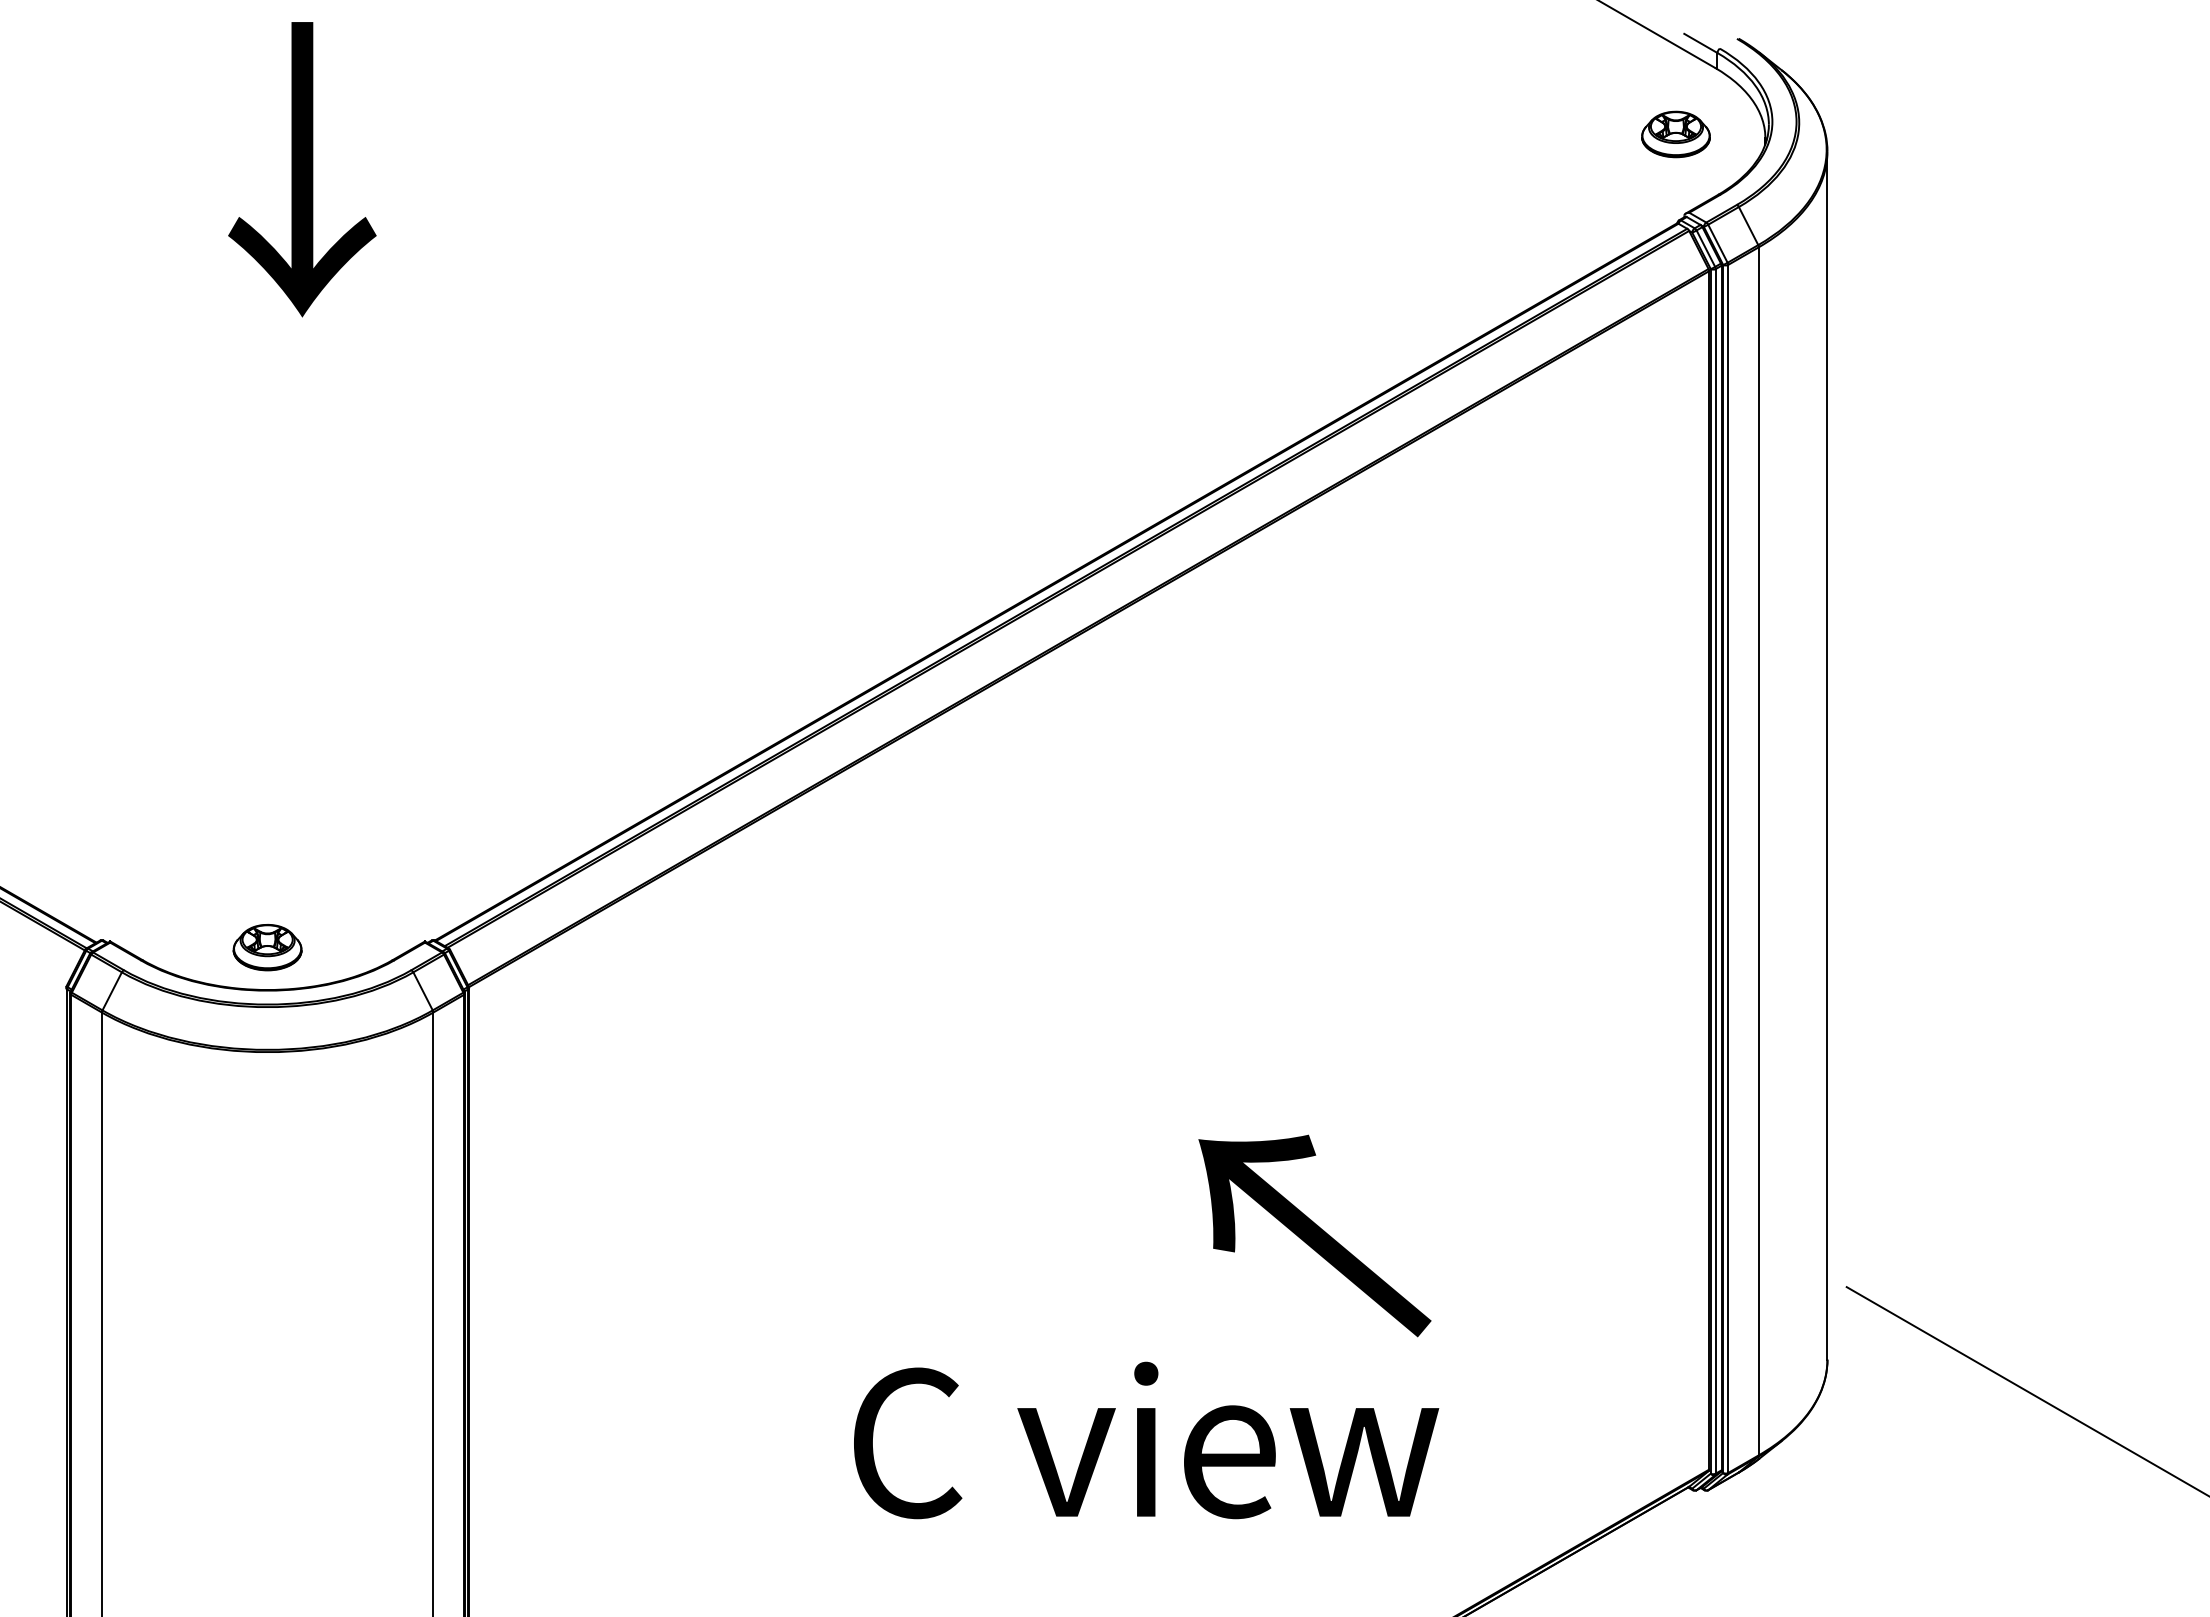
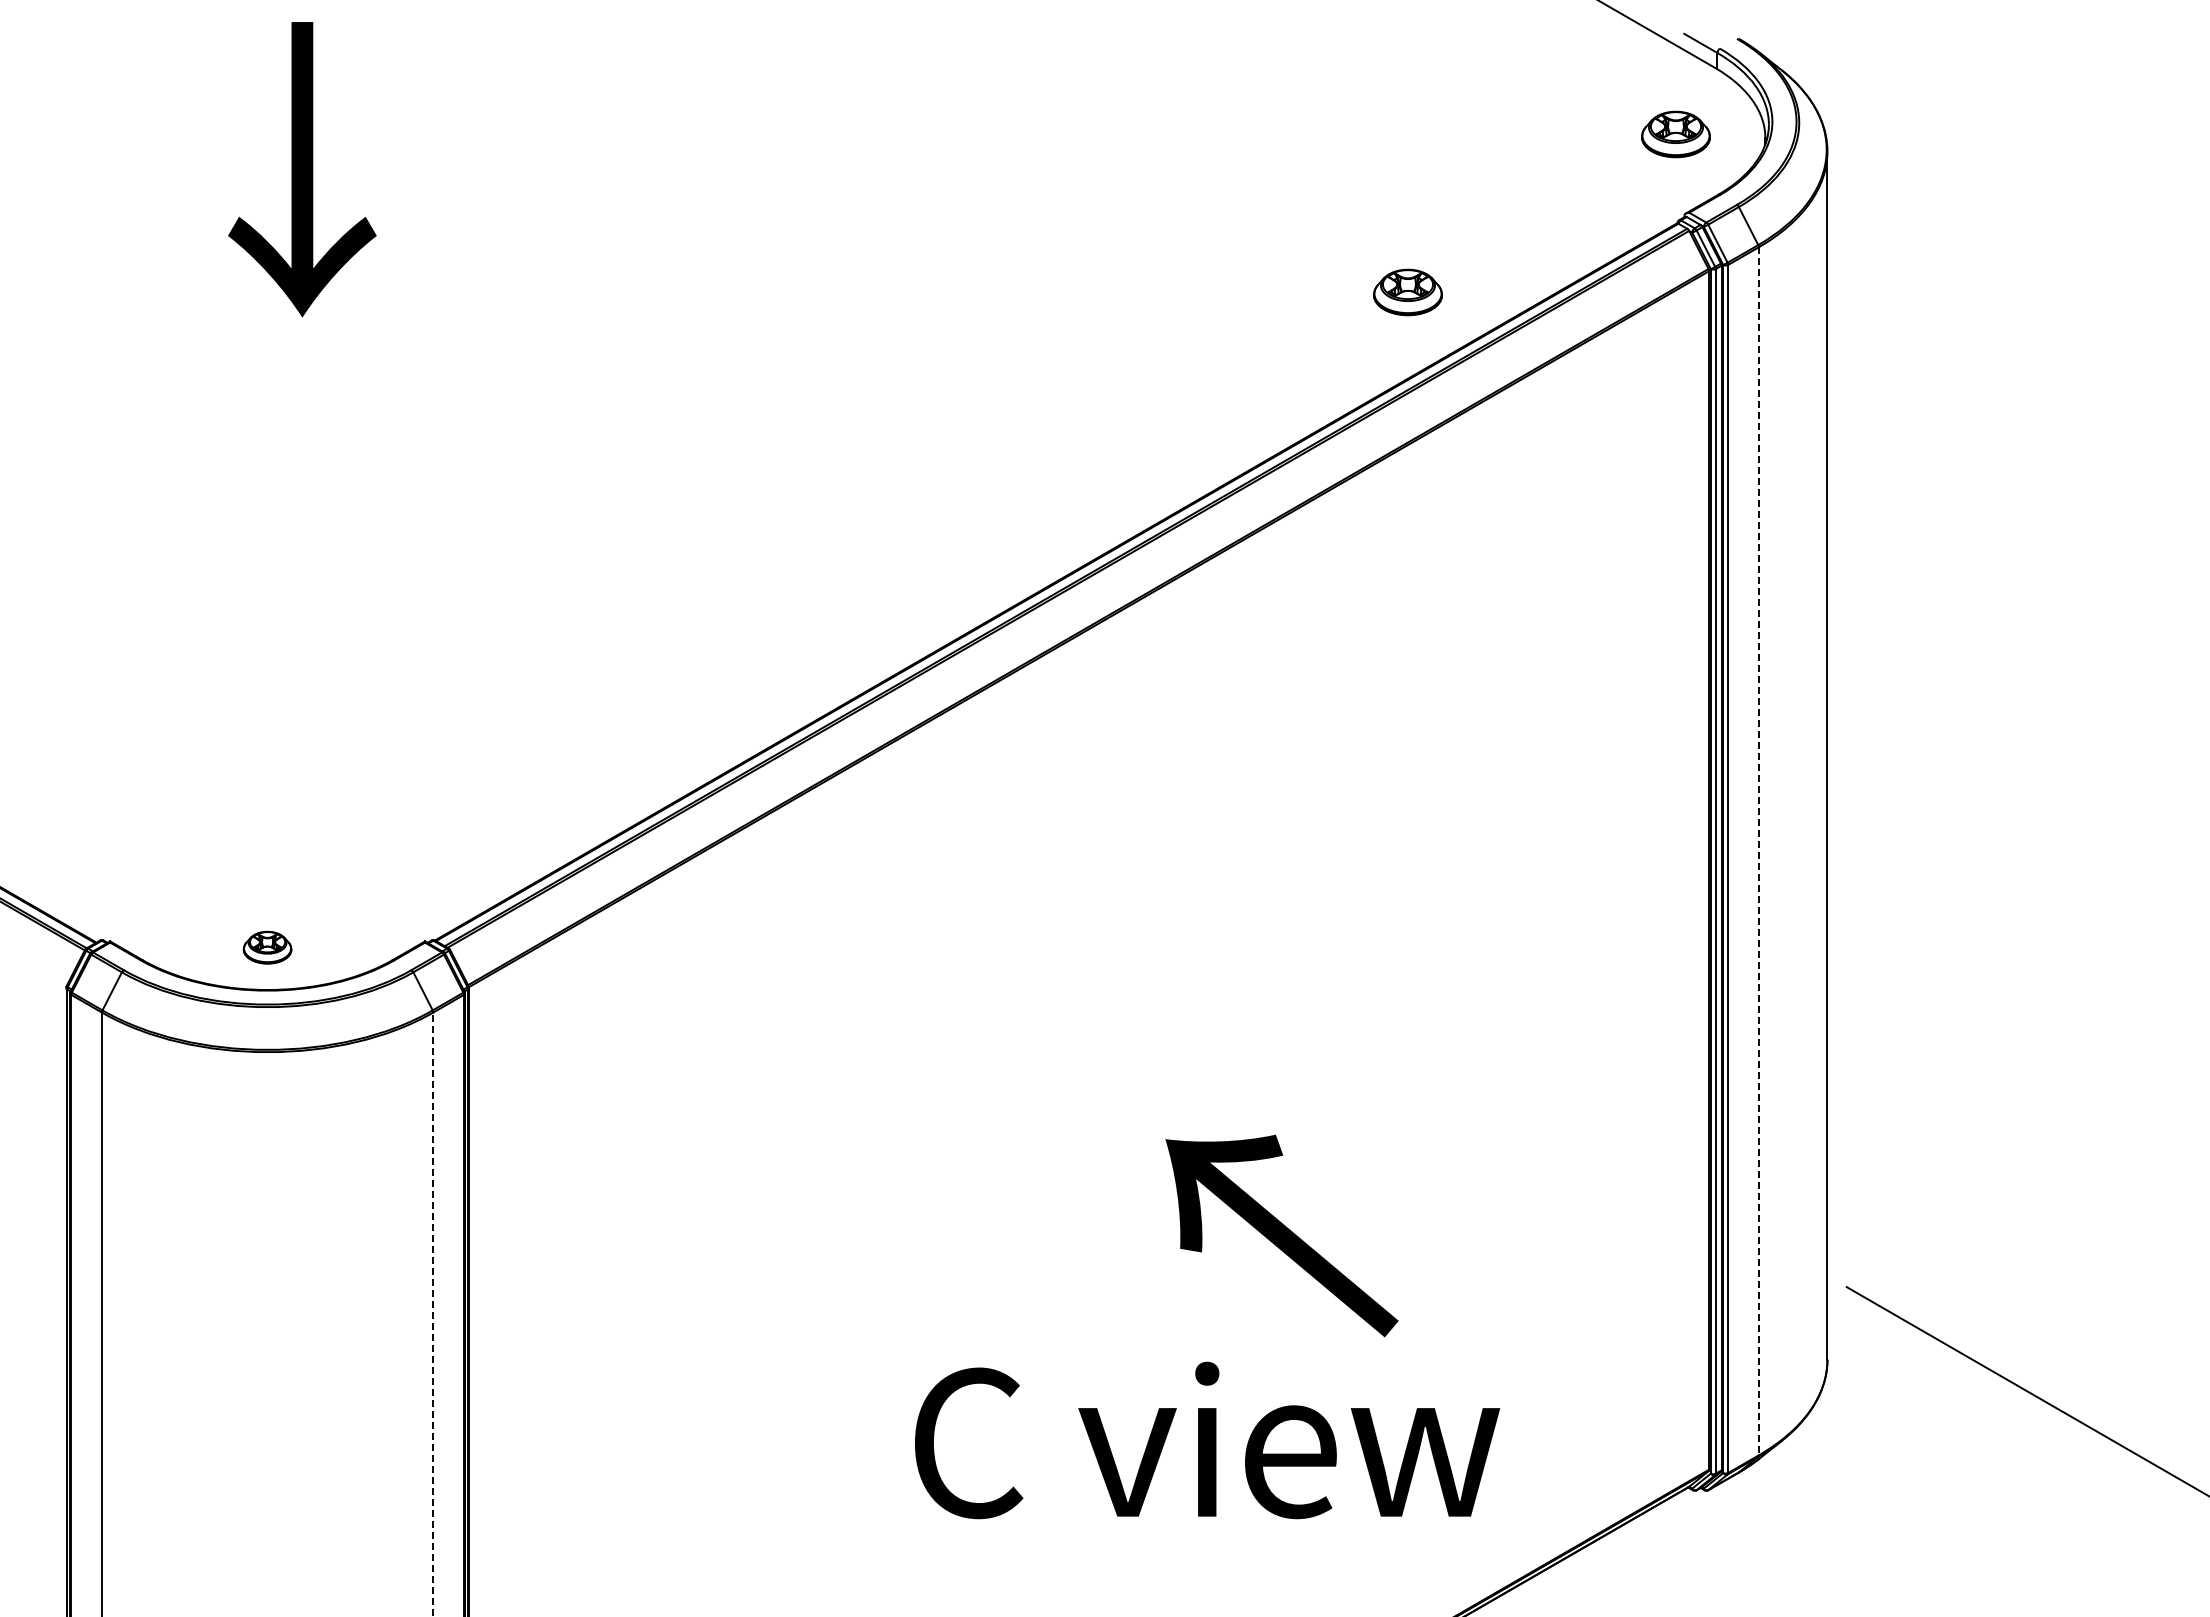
part: none -> present (1407, 292)
line: solid -> dashed (1758, 851)
part size: 71x48 px -> 51x35 px (267, 947)
text position: (1314, 1235) -> (1281, 1235) (1281, 1235)
line: solid -> dashed (433, 1314)
text position: (1146, 1440) -> (1207, 1440) (1207, 1440)
